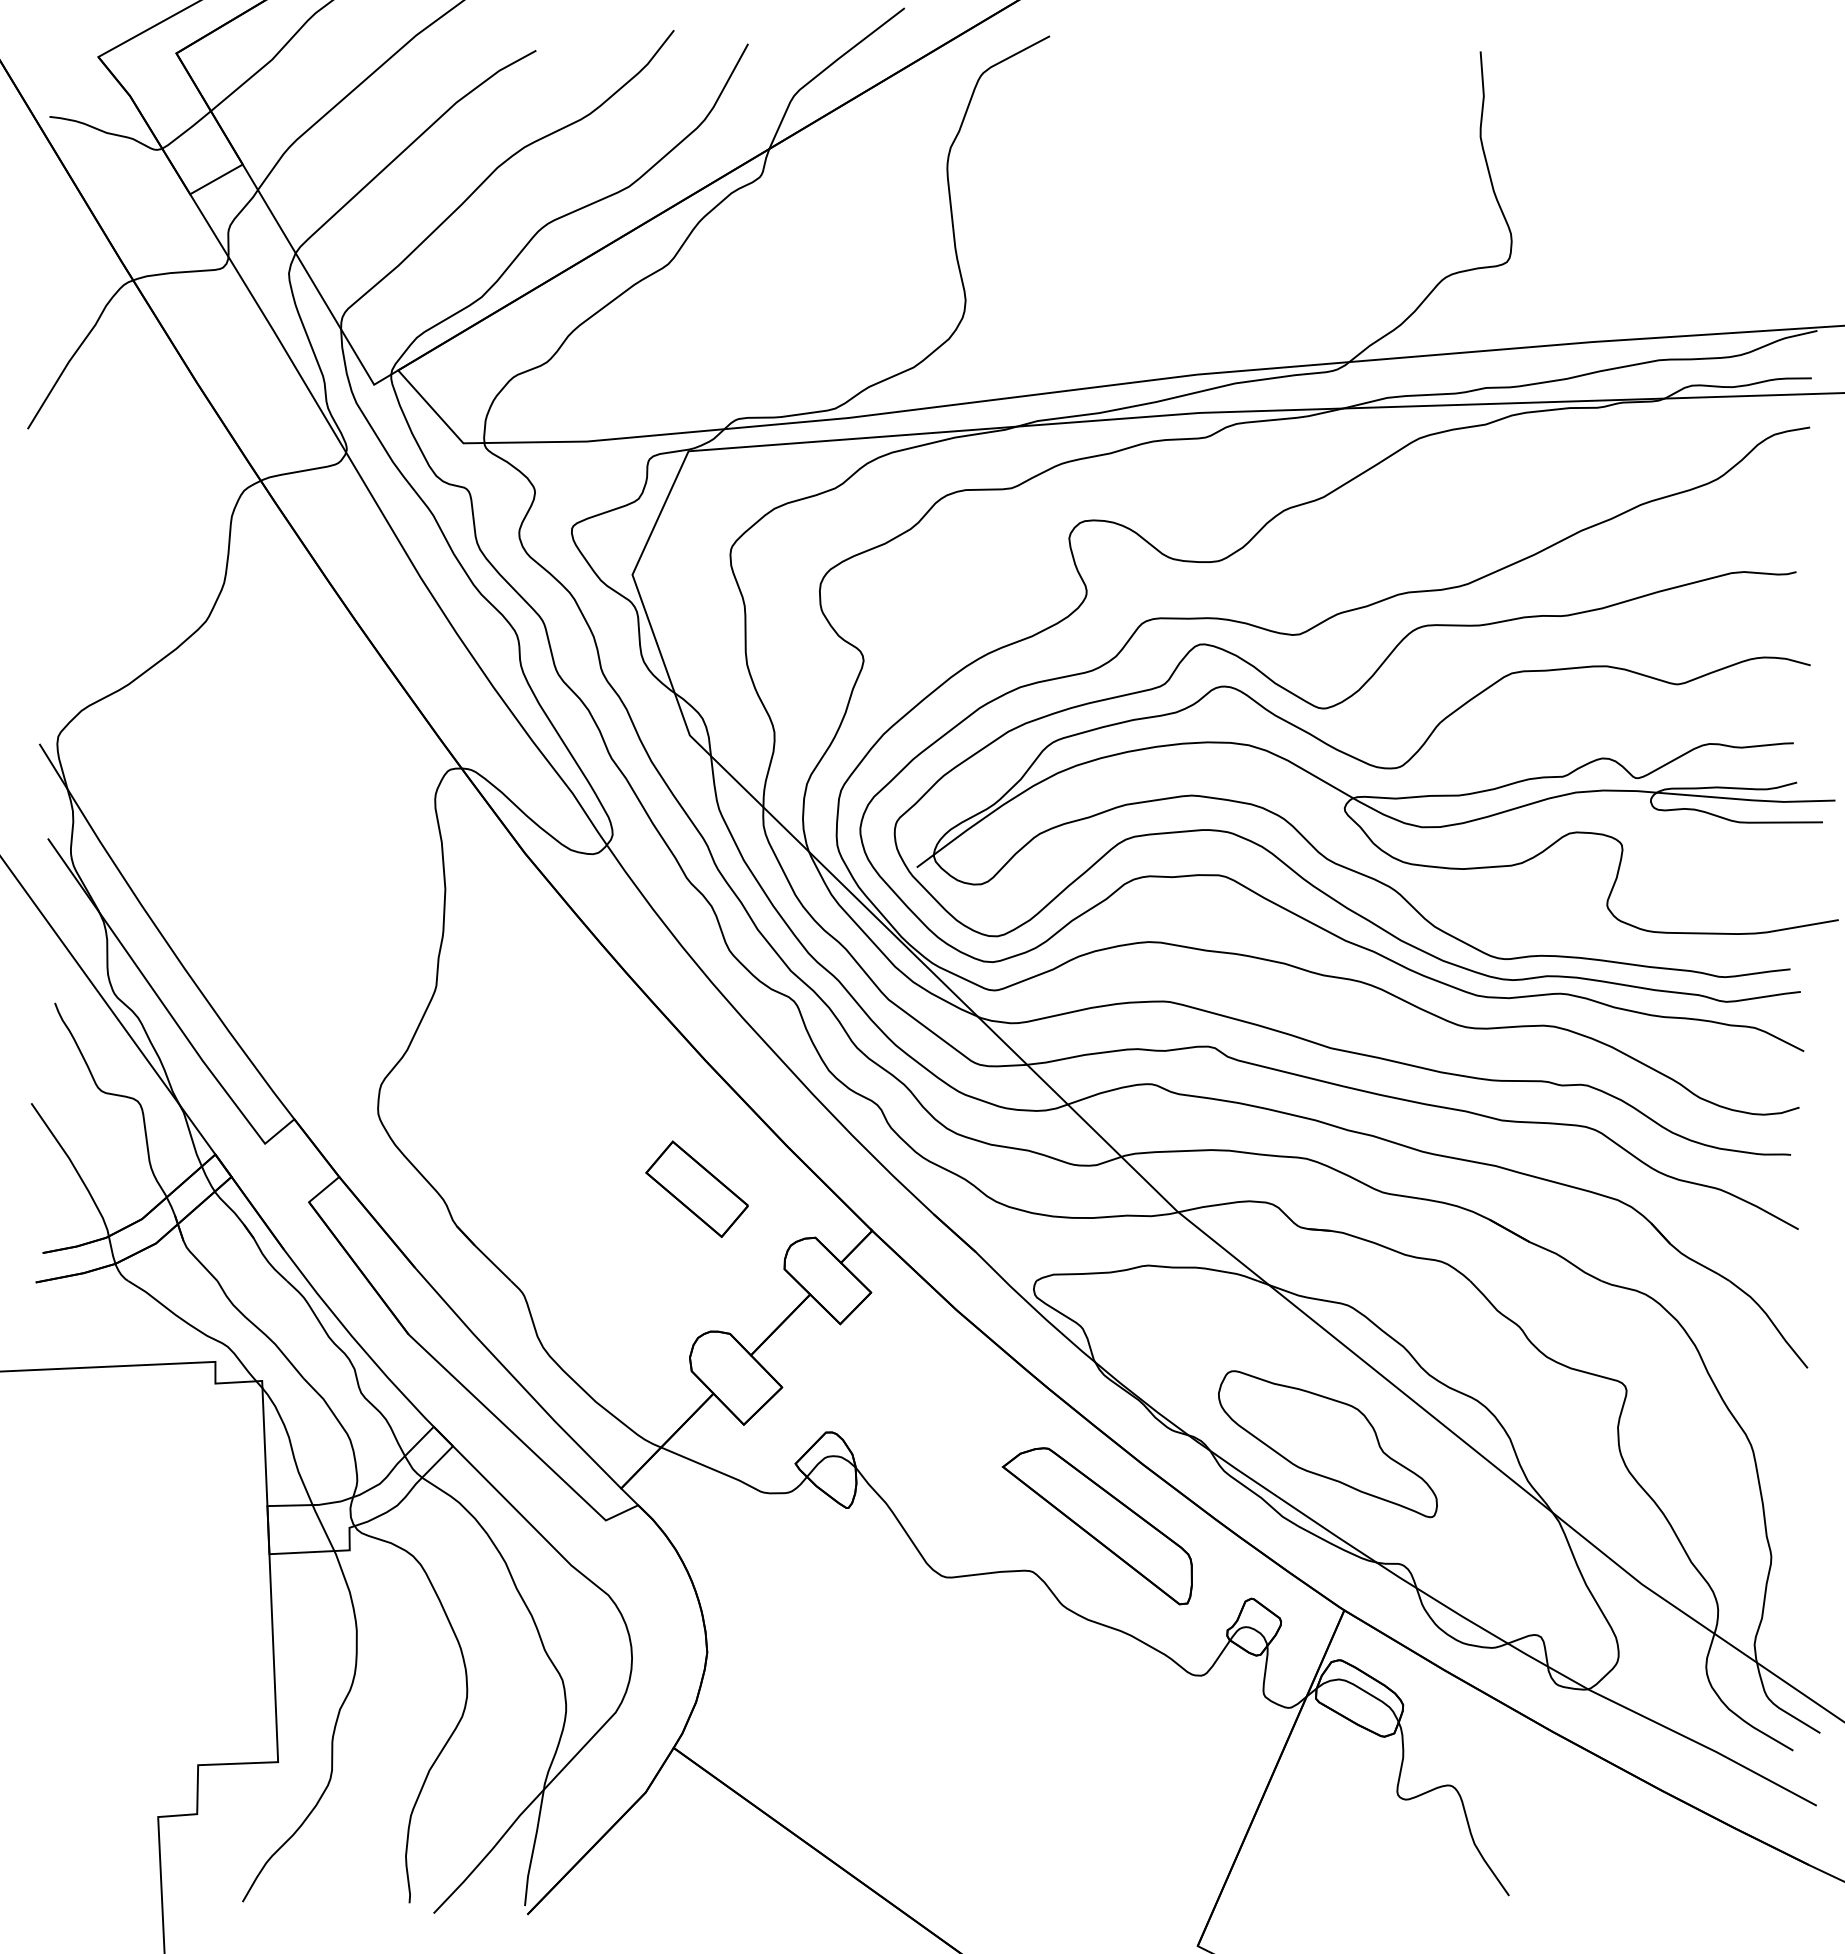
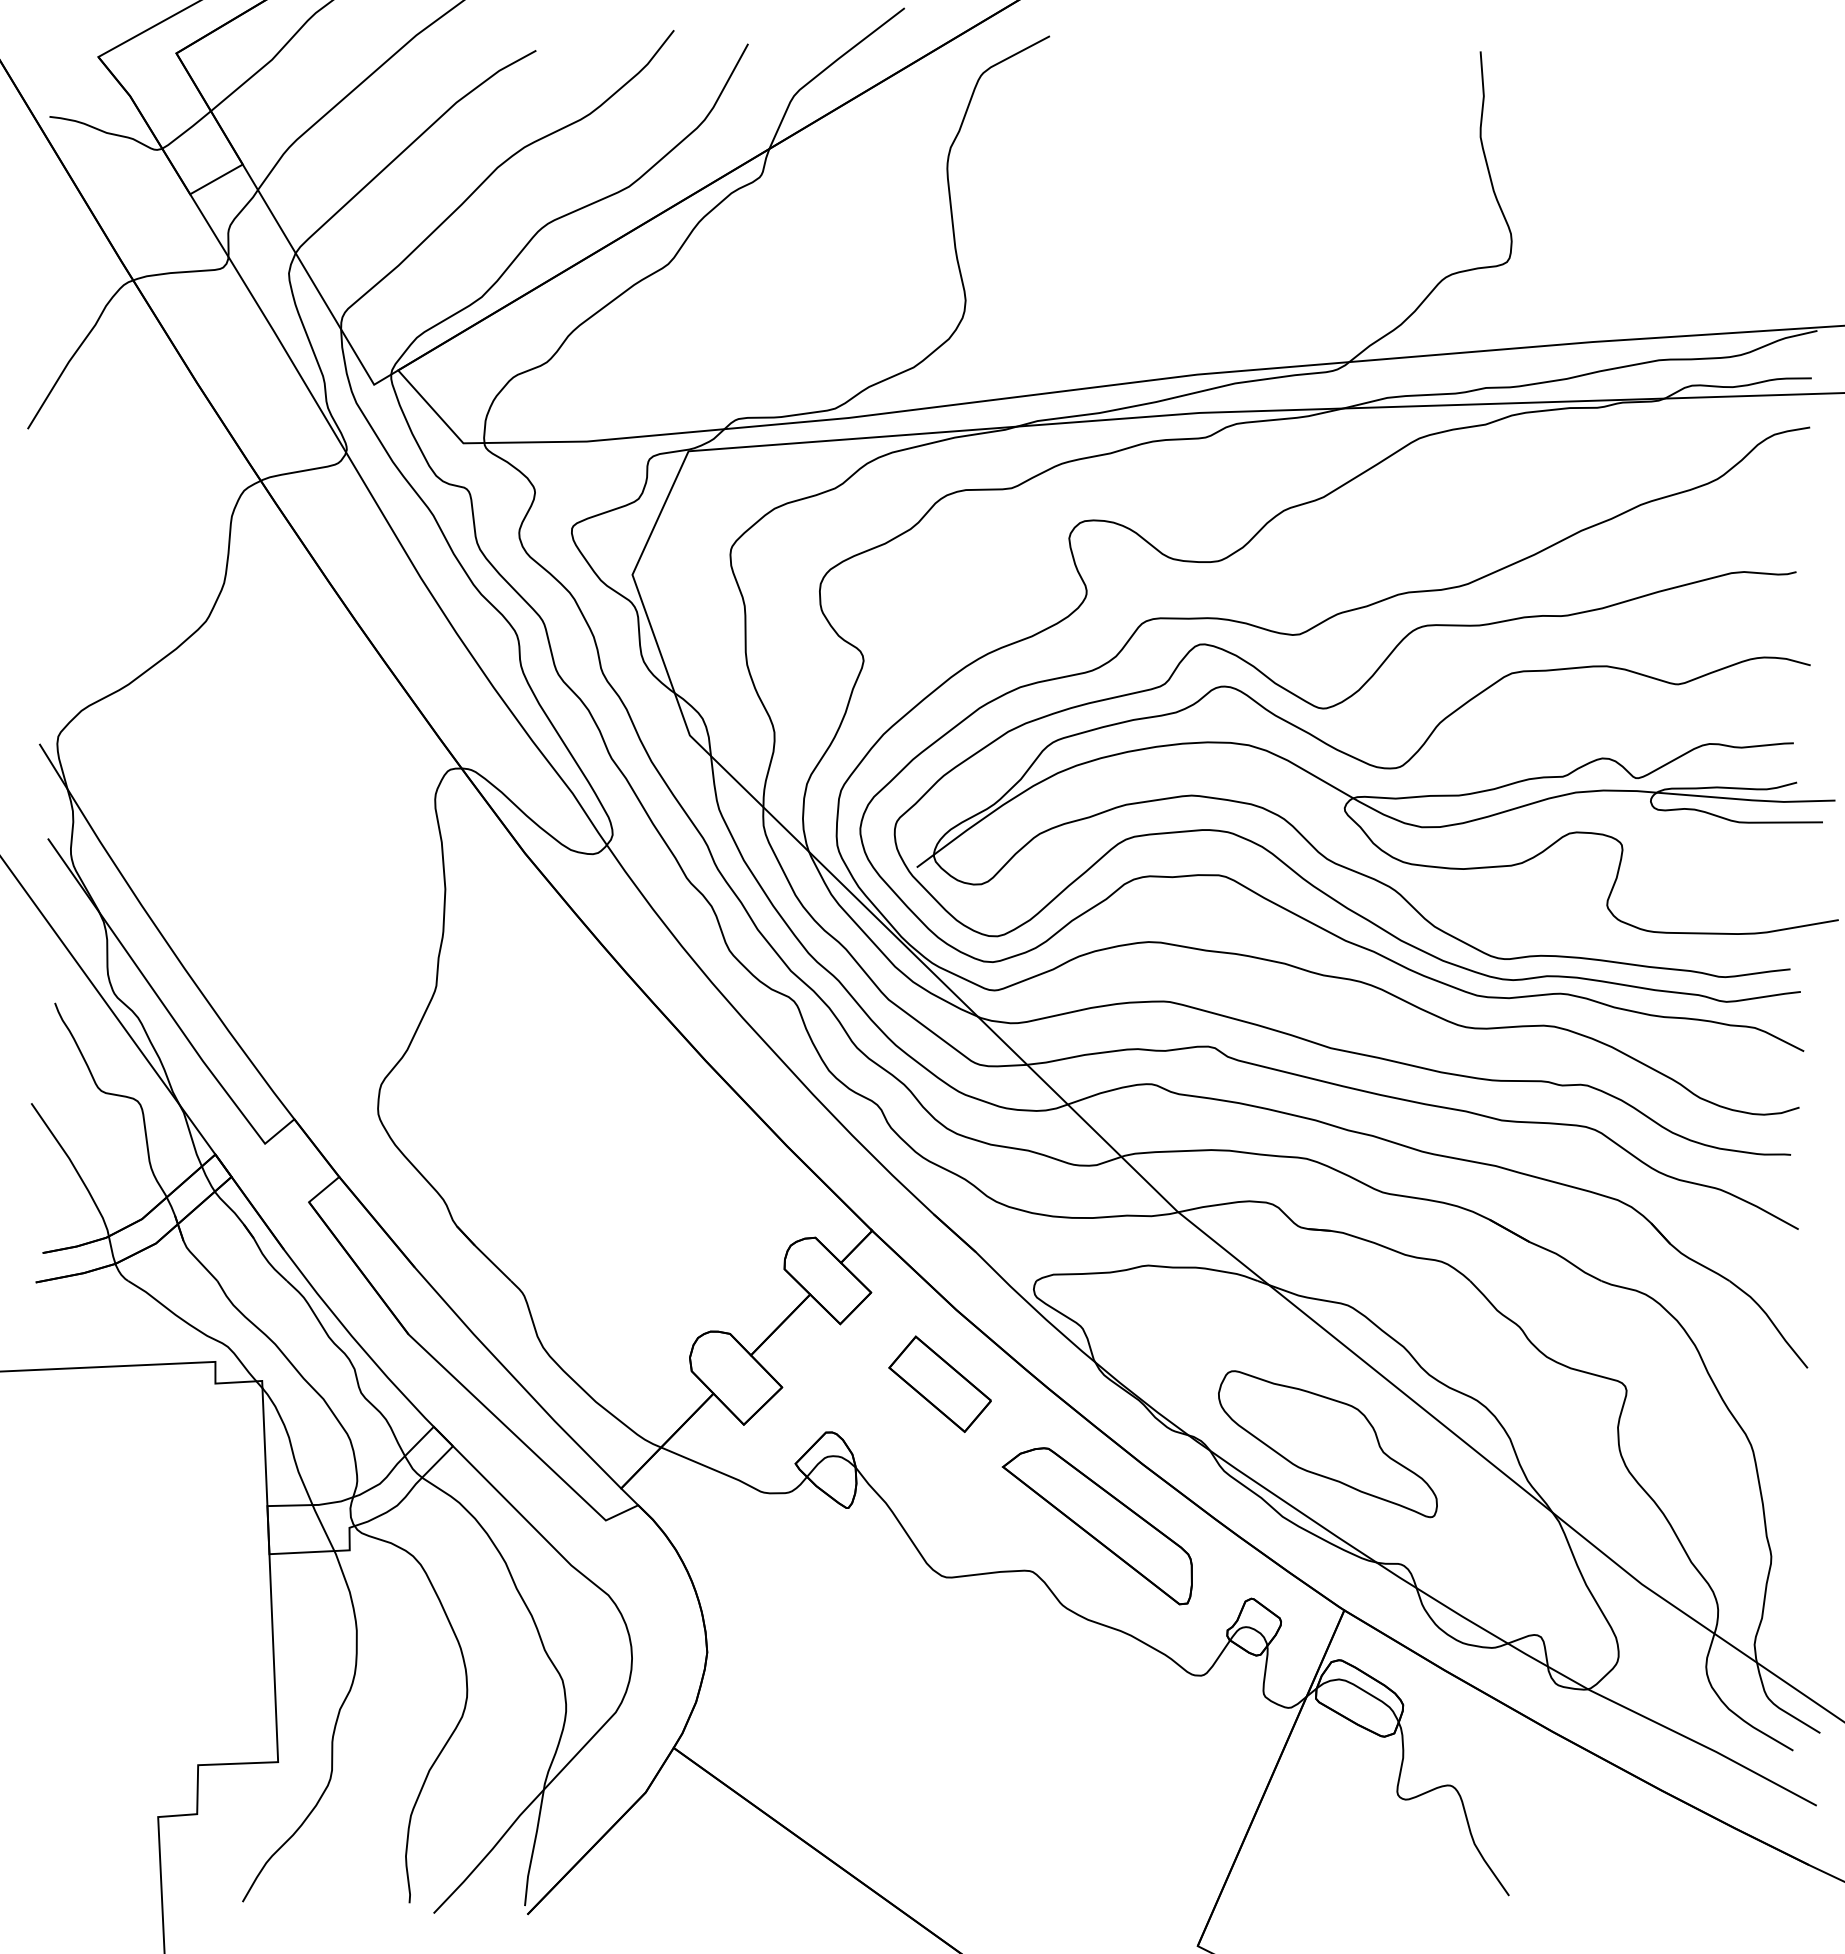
part position: (696, 1188) -> (939, 1383) (939, 1383)
